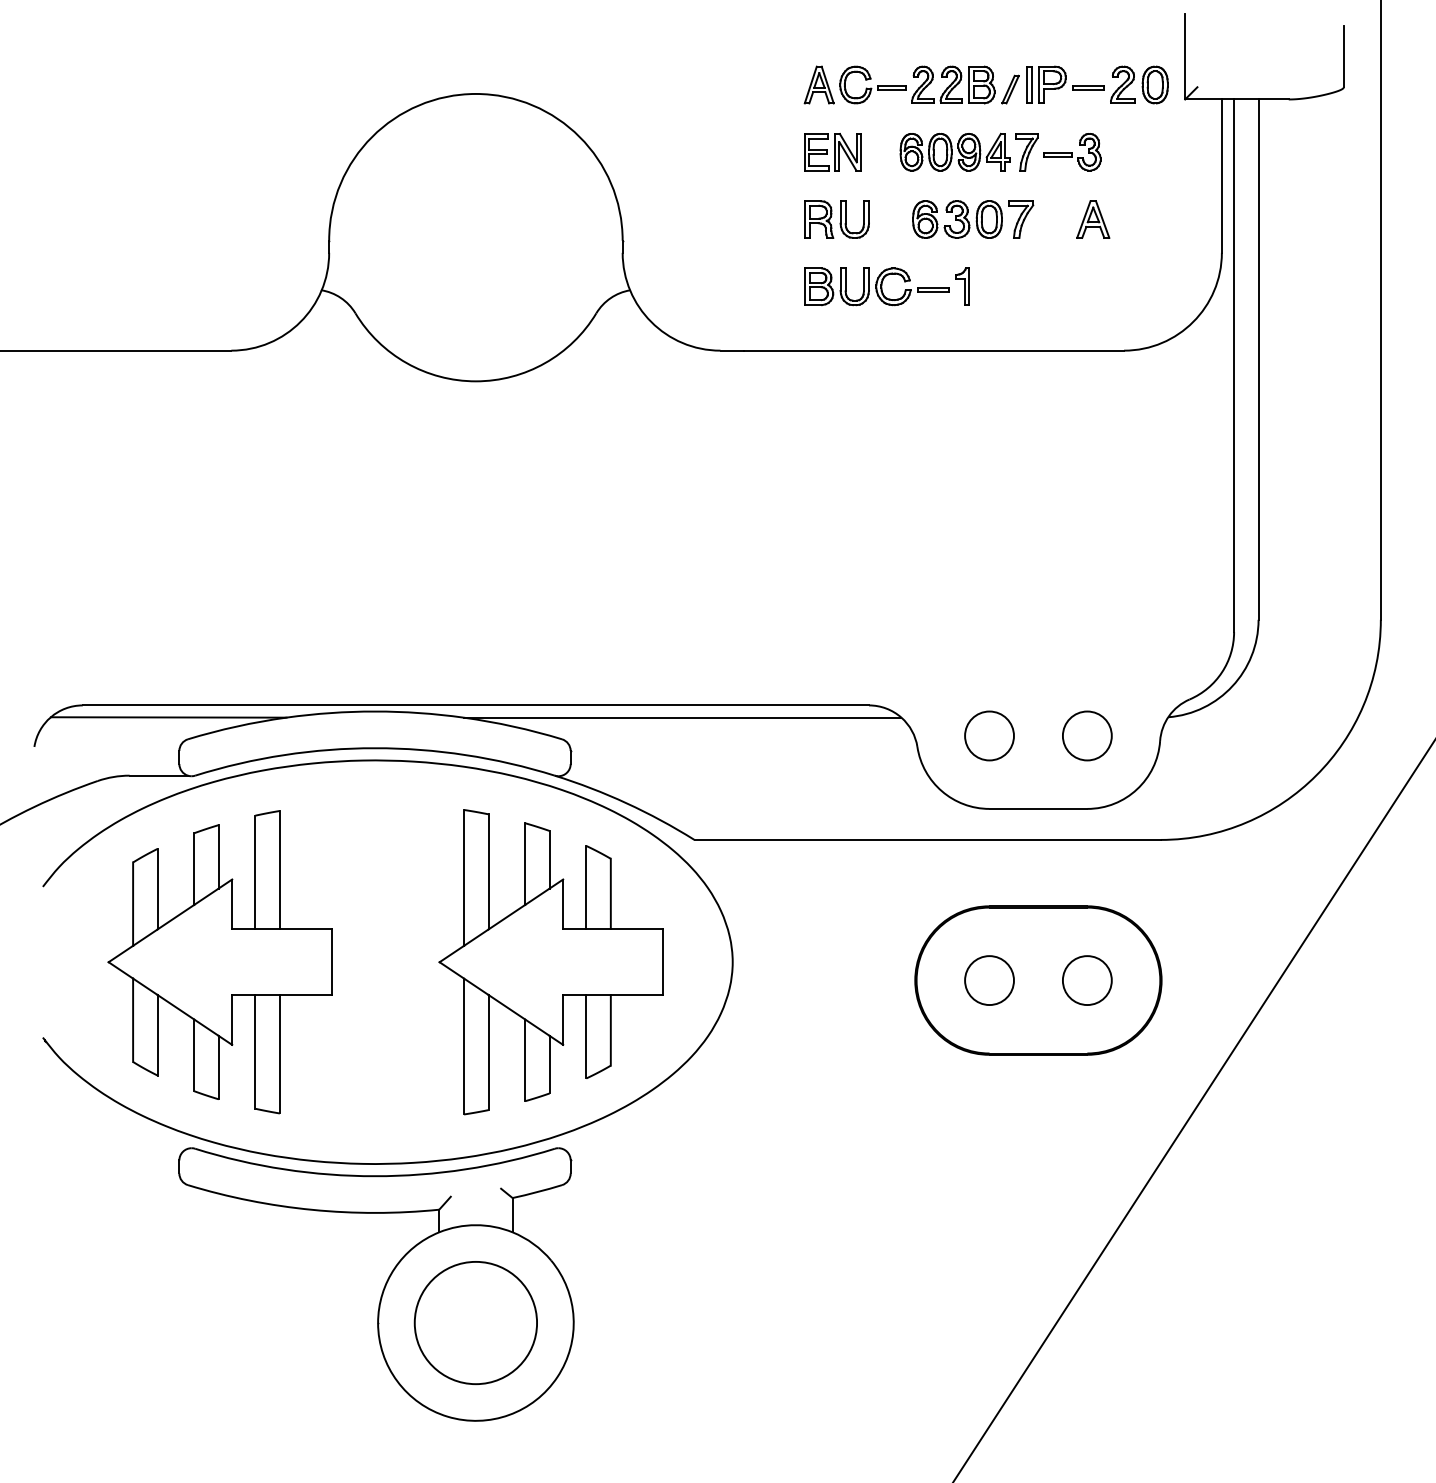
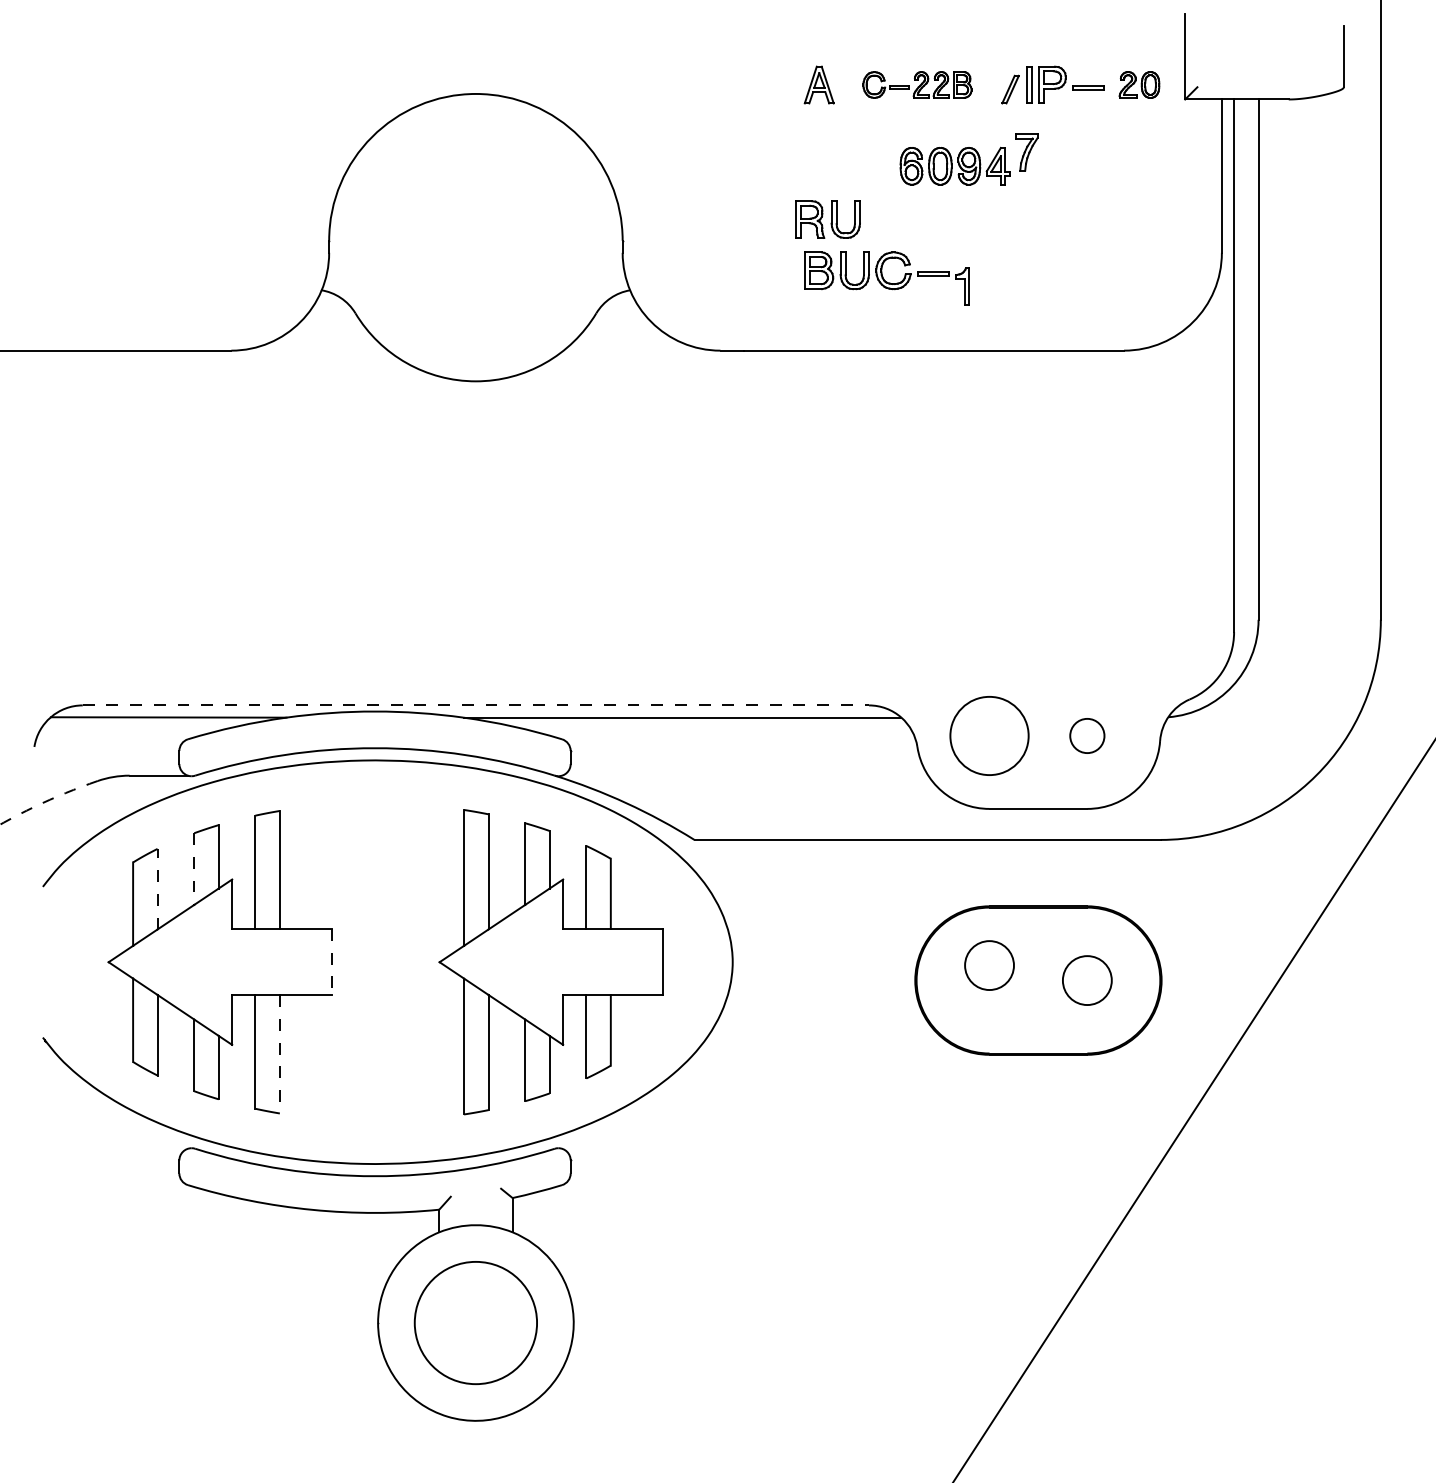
part size: 157x40 px -> 111x28 px (917, 84)
part size: 59x40 px -> 43x28 px (1139, 84)
part position: (954, 151) -> (954, 165) (954, 165)
part: present -> none (832, 152)
part: present -> none (1072, 152)
part position: (836, 219) -> (827, 219) (827, 219)
part: present -> none (973, 219)
part: present -> none (1093, 219)
part position: (876, 286) -> (876, 270) (876, 270)
line: solid -> dashed (476, 705)
circle diameter: 49 px -> 78 px (989, 735)
circle diameter: 49 px -> 34 px (1087, 735)
arc: solid -> dashed (48, 800)
line: solid -> dashed (194, 869)
line: solid -> dashed (157, 888)
line: solid -> dashed (332, 962)
circle position: (989, 980) -> (989, 965) (989, 965)
line: solid -> dashed (279, 1054)
